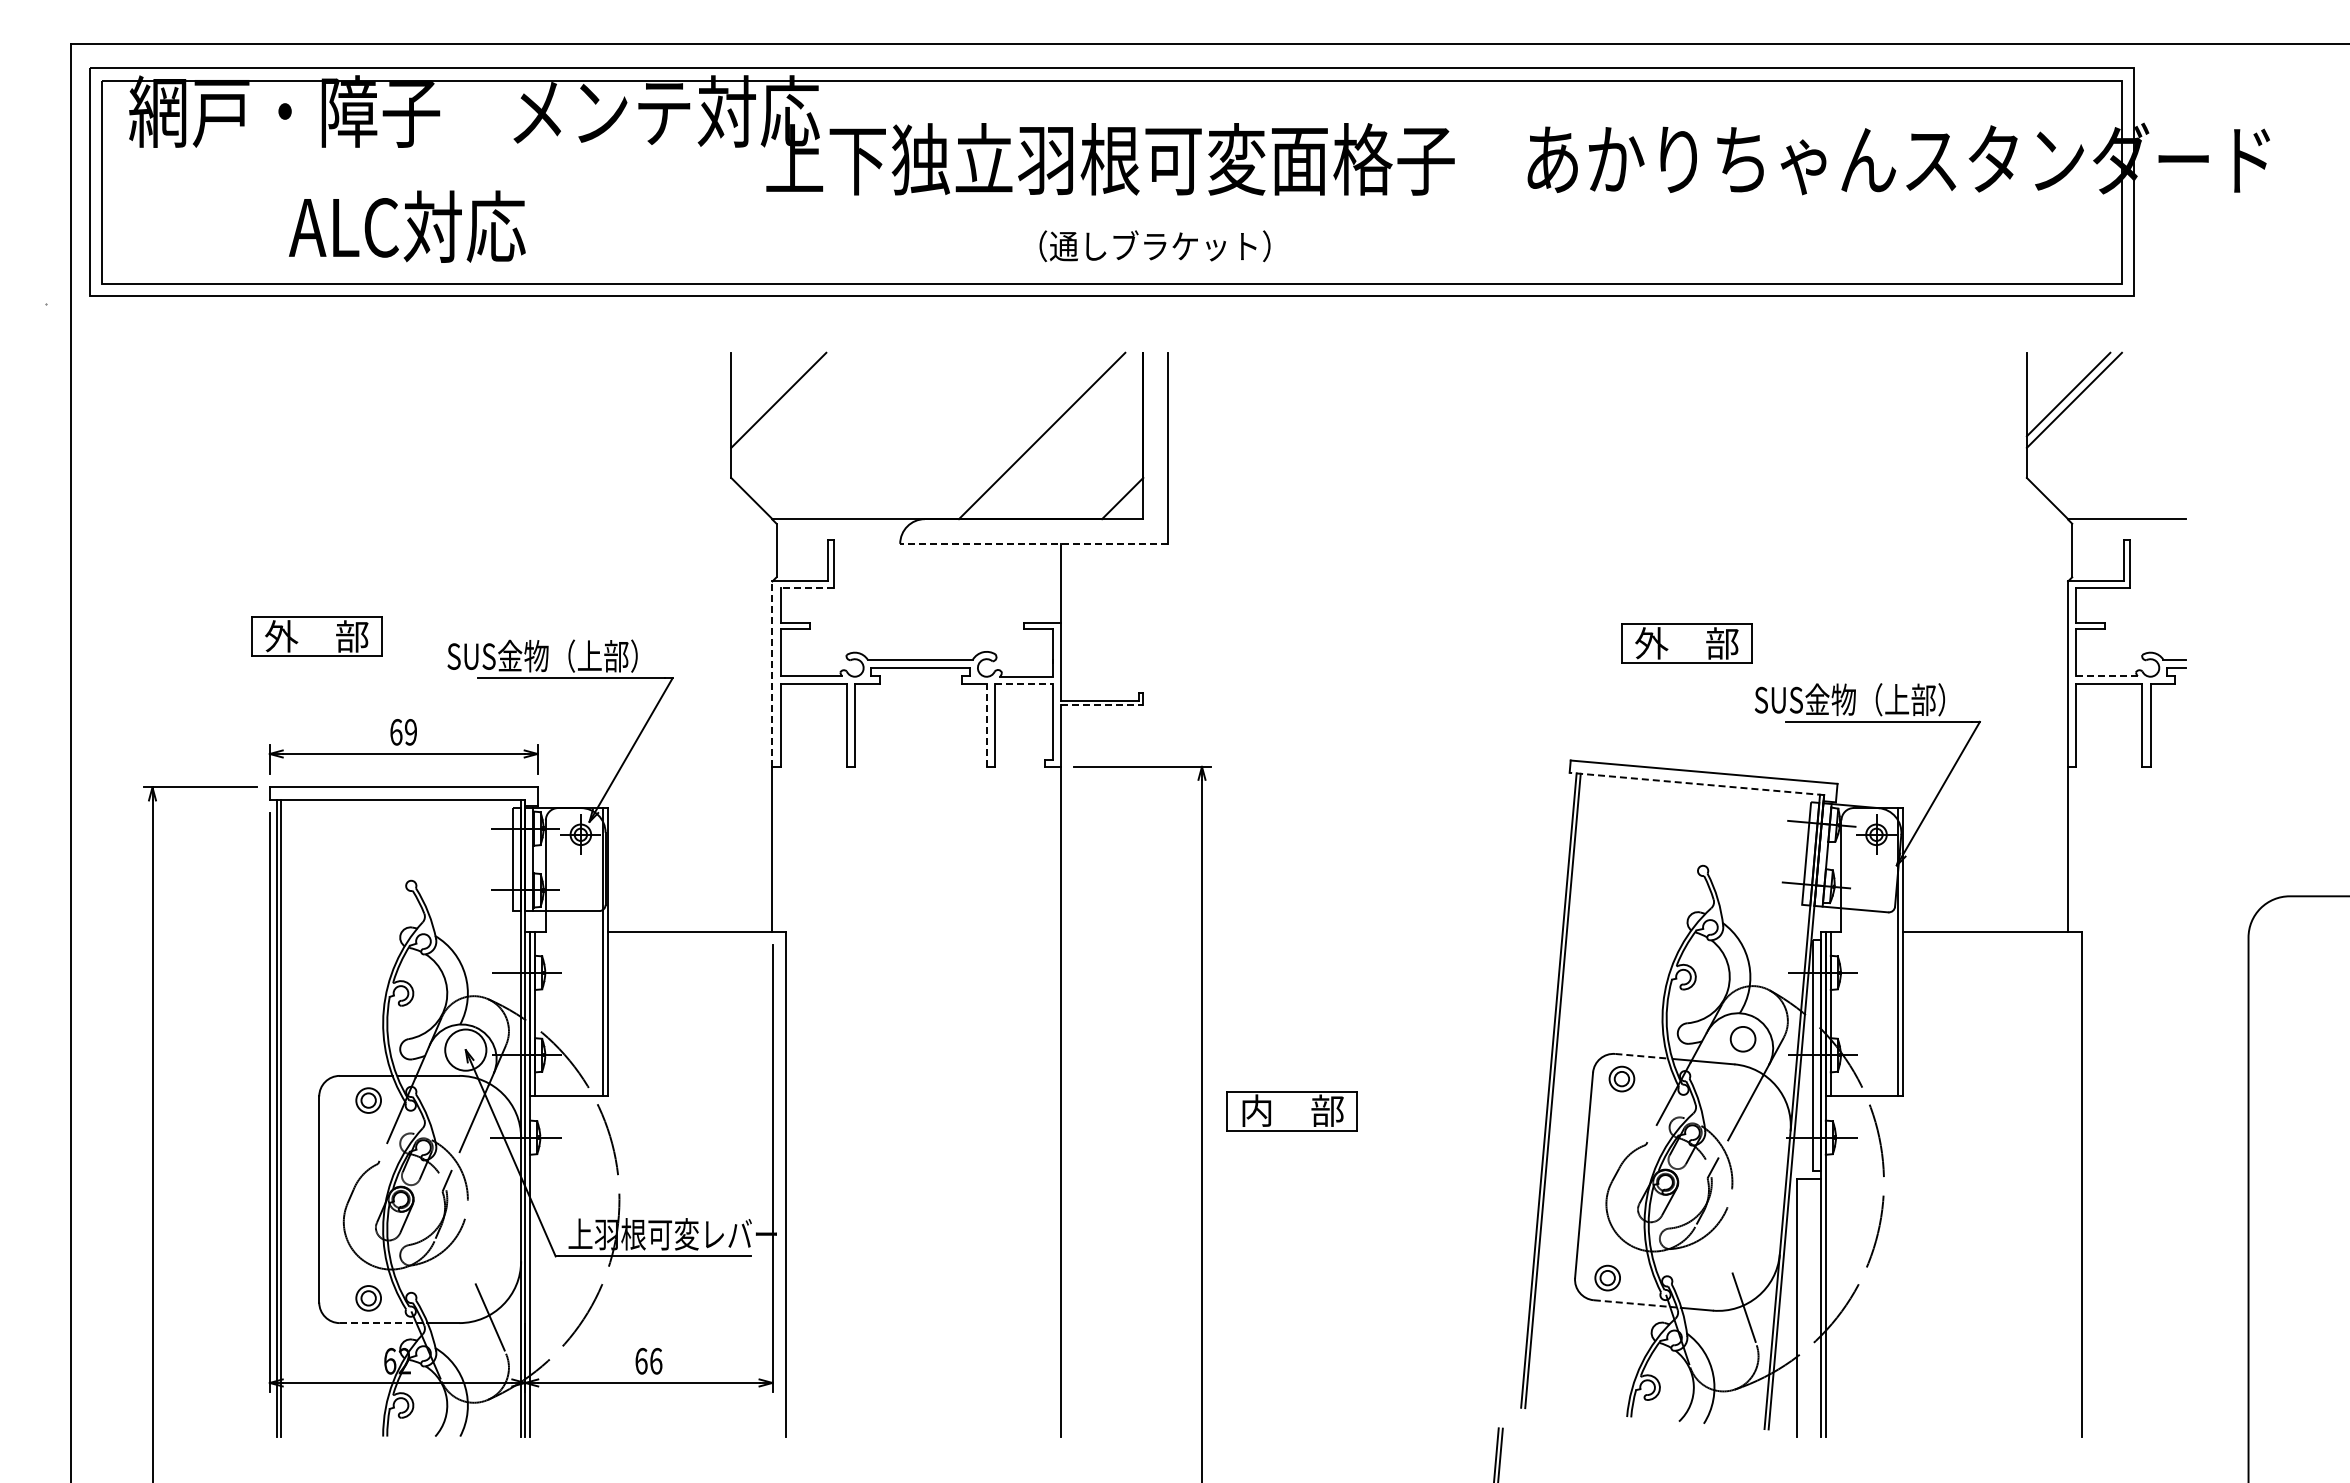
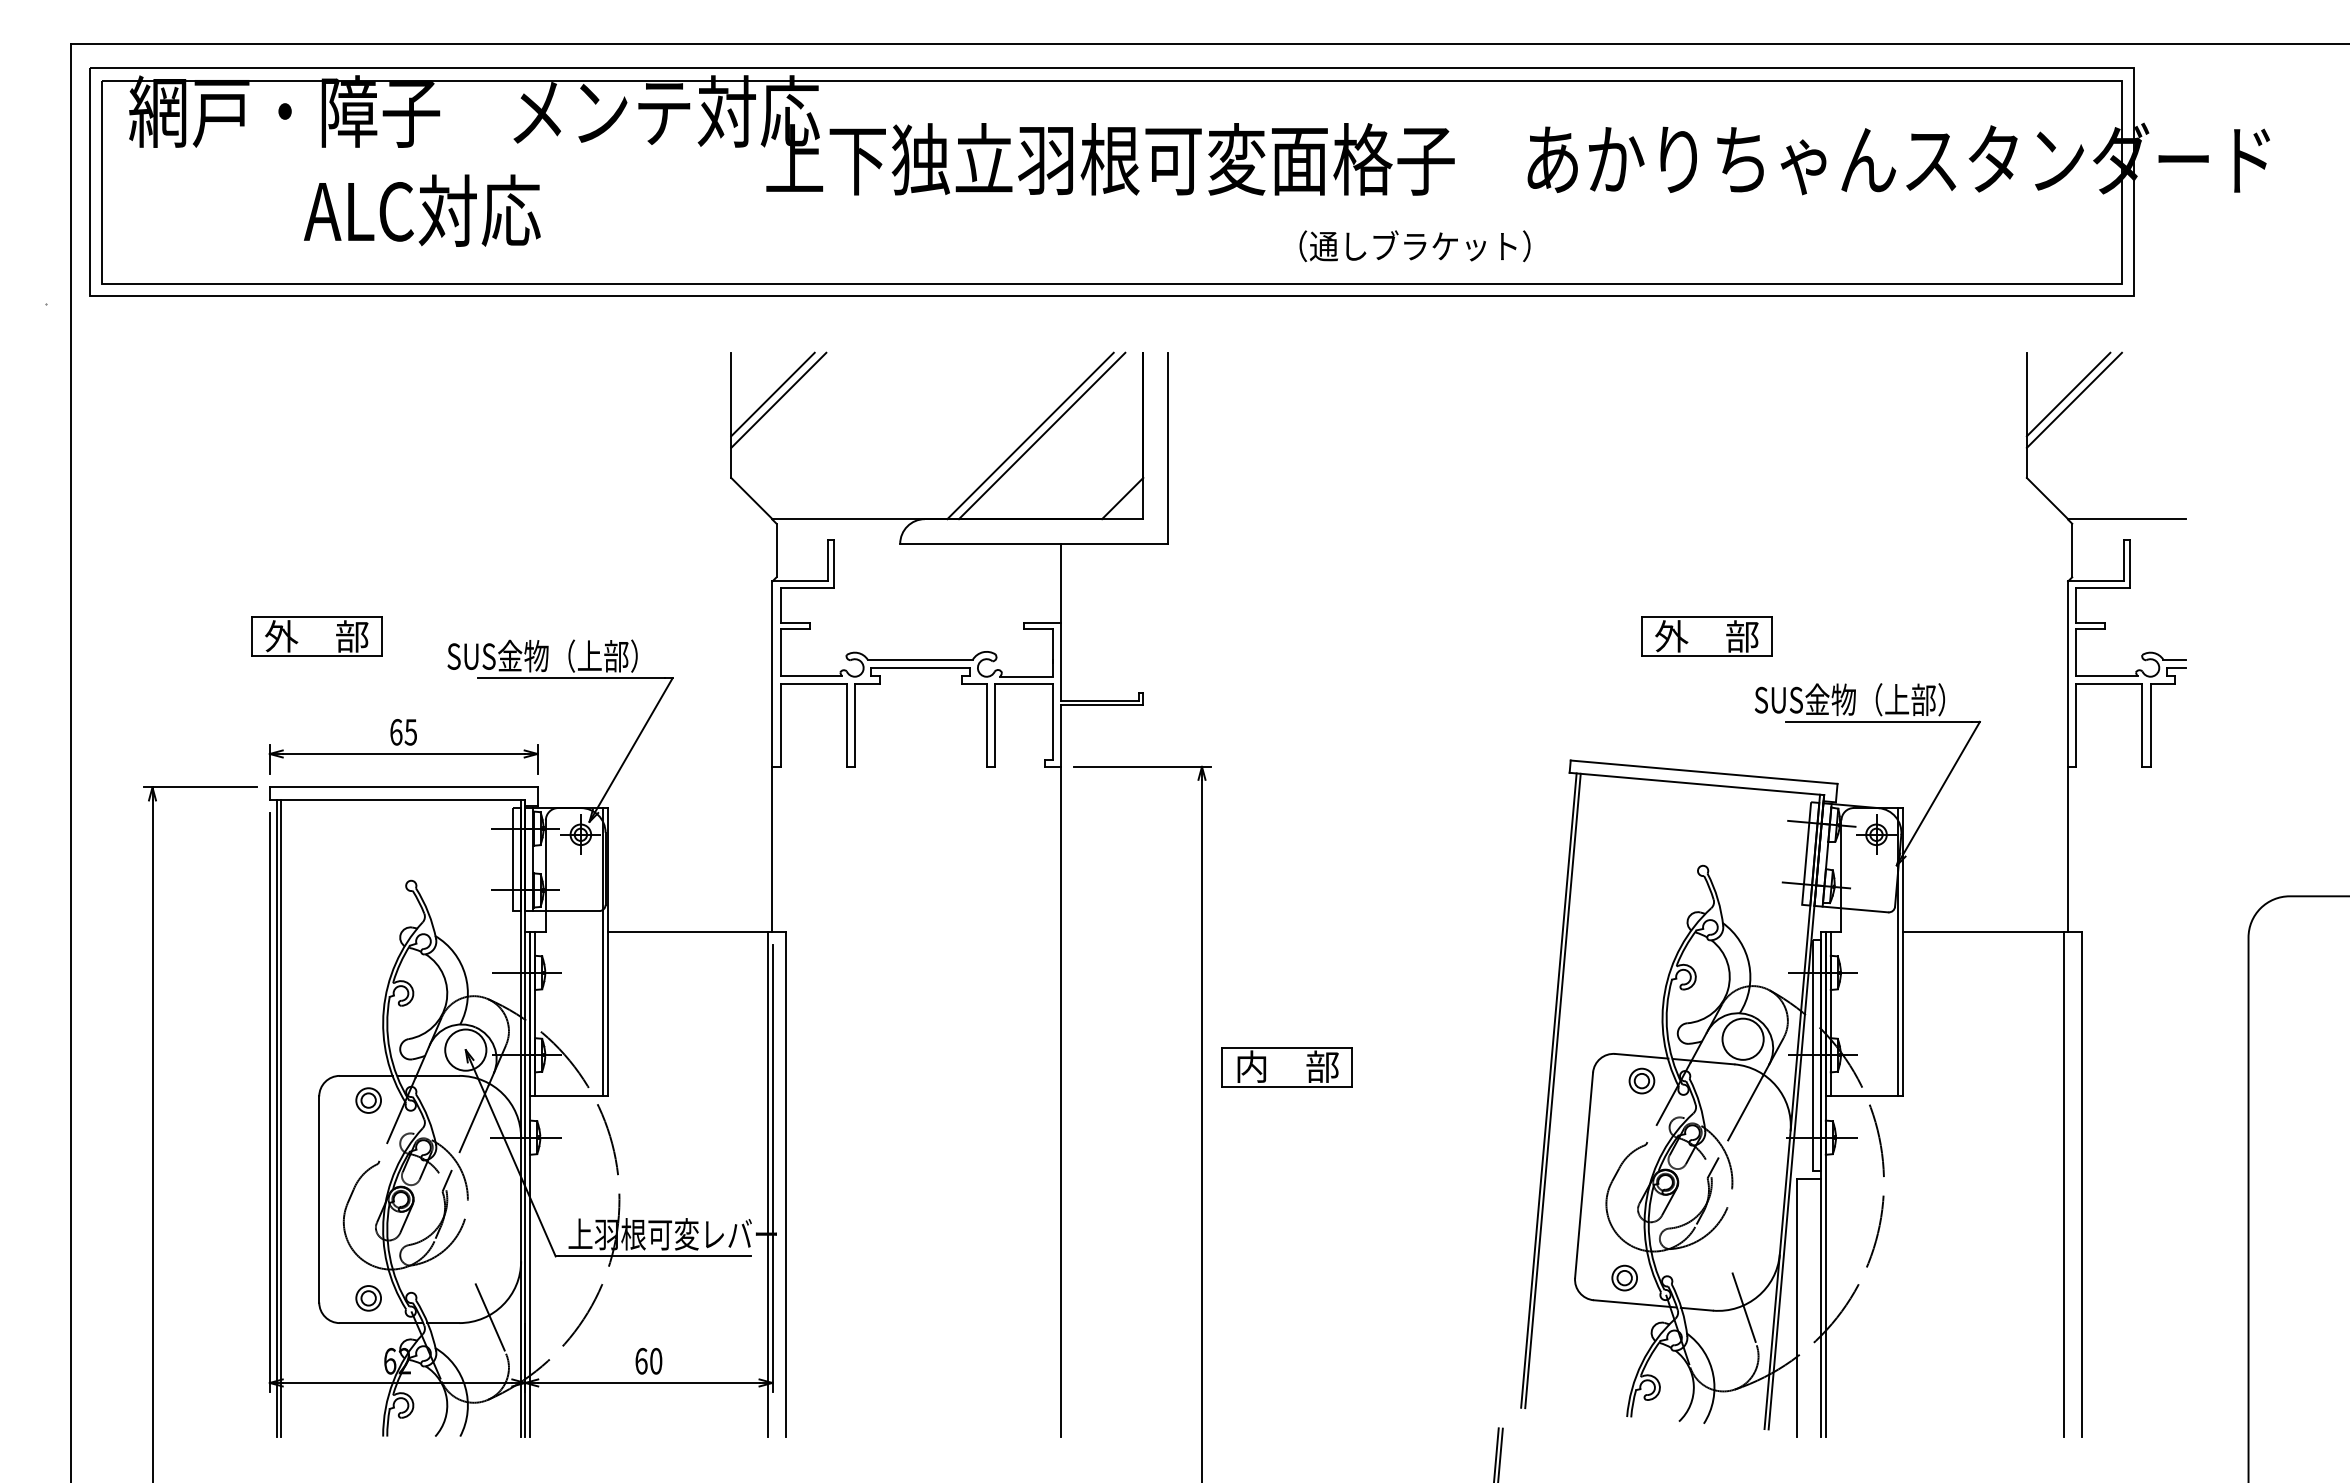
text position: (407, 226) -> (422, 210) (422, 210)
text position: (1154, 246) -> (1414, 246) (1414, 246)
line: none -> present (772, 394)
line: none -> present (1030, 435)
line: dashed -> solid (1034, 543)
line: dashed -> solid (807, 587)
part position: (1686, 643) -> (1706, 636) (1706, 636)
line: dashed -> solid (772, 674)
line: dashed -> solid (2107, 676)
line: dashed -> solid (1023, 684)
line: dashed -> solid (1102, 705)
line: dashed -> solid (986, 725)
text: 69 -> 65 (410, 732)
line: dashed -> solid (1696, 783)
circle diameter: 25 px -> 41 px (1742, 1038)
line: dashed -> solid (1641, 1056)
part position: (1621, 1078) -> (1641, 1080) (1641, 1080)
part position: (1291, 1111) -> (1286, 1067) (1286, 1067)
line: none -> present (768, 1183)
line: none -> present (2063, 1183)
part position: (1607, 1277) -> (1624, 1277) (1624, 1277)
line: dashed -> solid (1635, 1303)
line: dashed -> solid (381, 1323)
text: 66 -> 60 (656, 1360)
